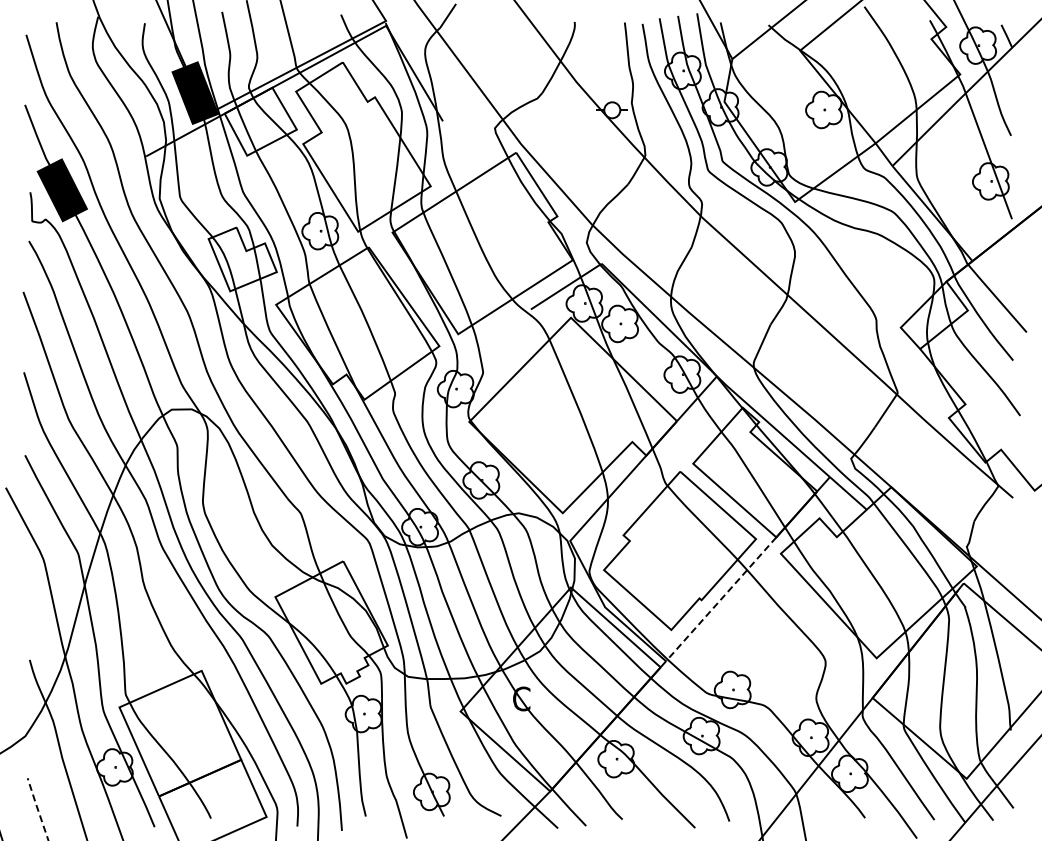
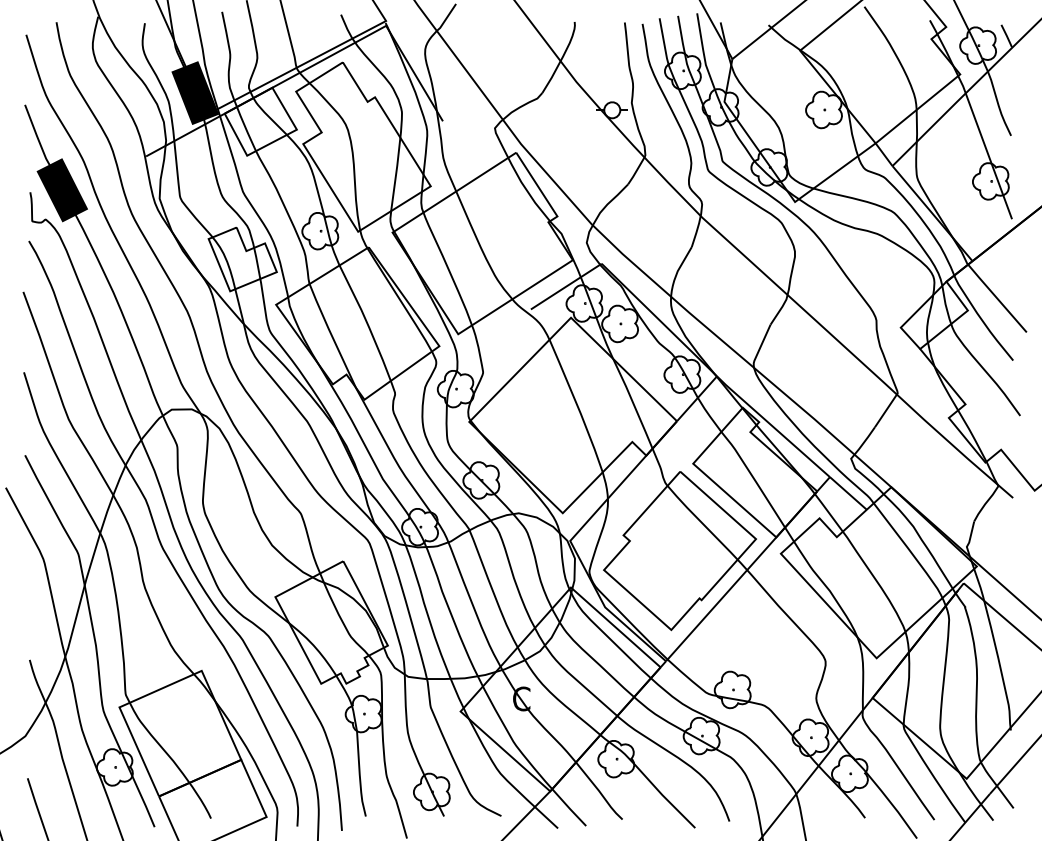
line: dashed -> solid (721, 599)
line: dashed -> solid (37, 808)
